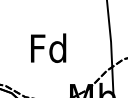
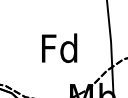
text position: (48, 47) -> (59, 47) (59, 47)
